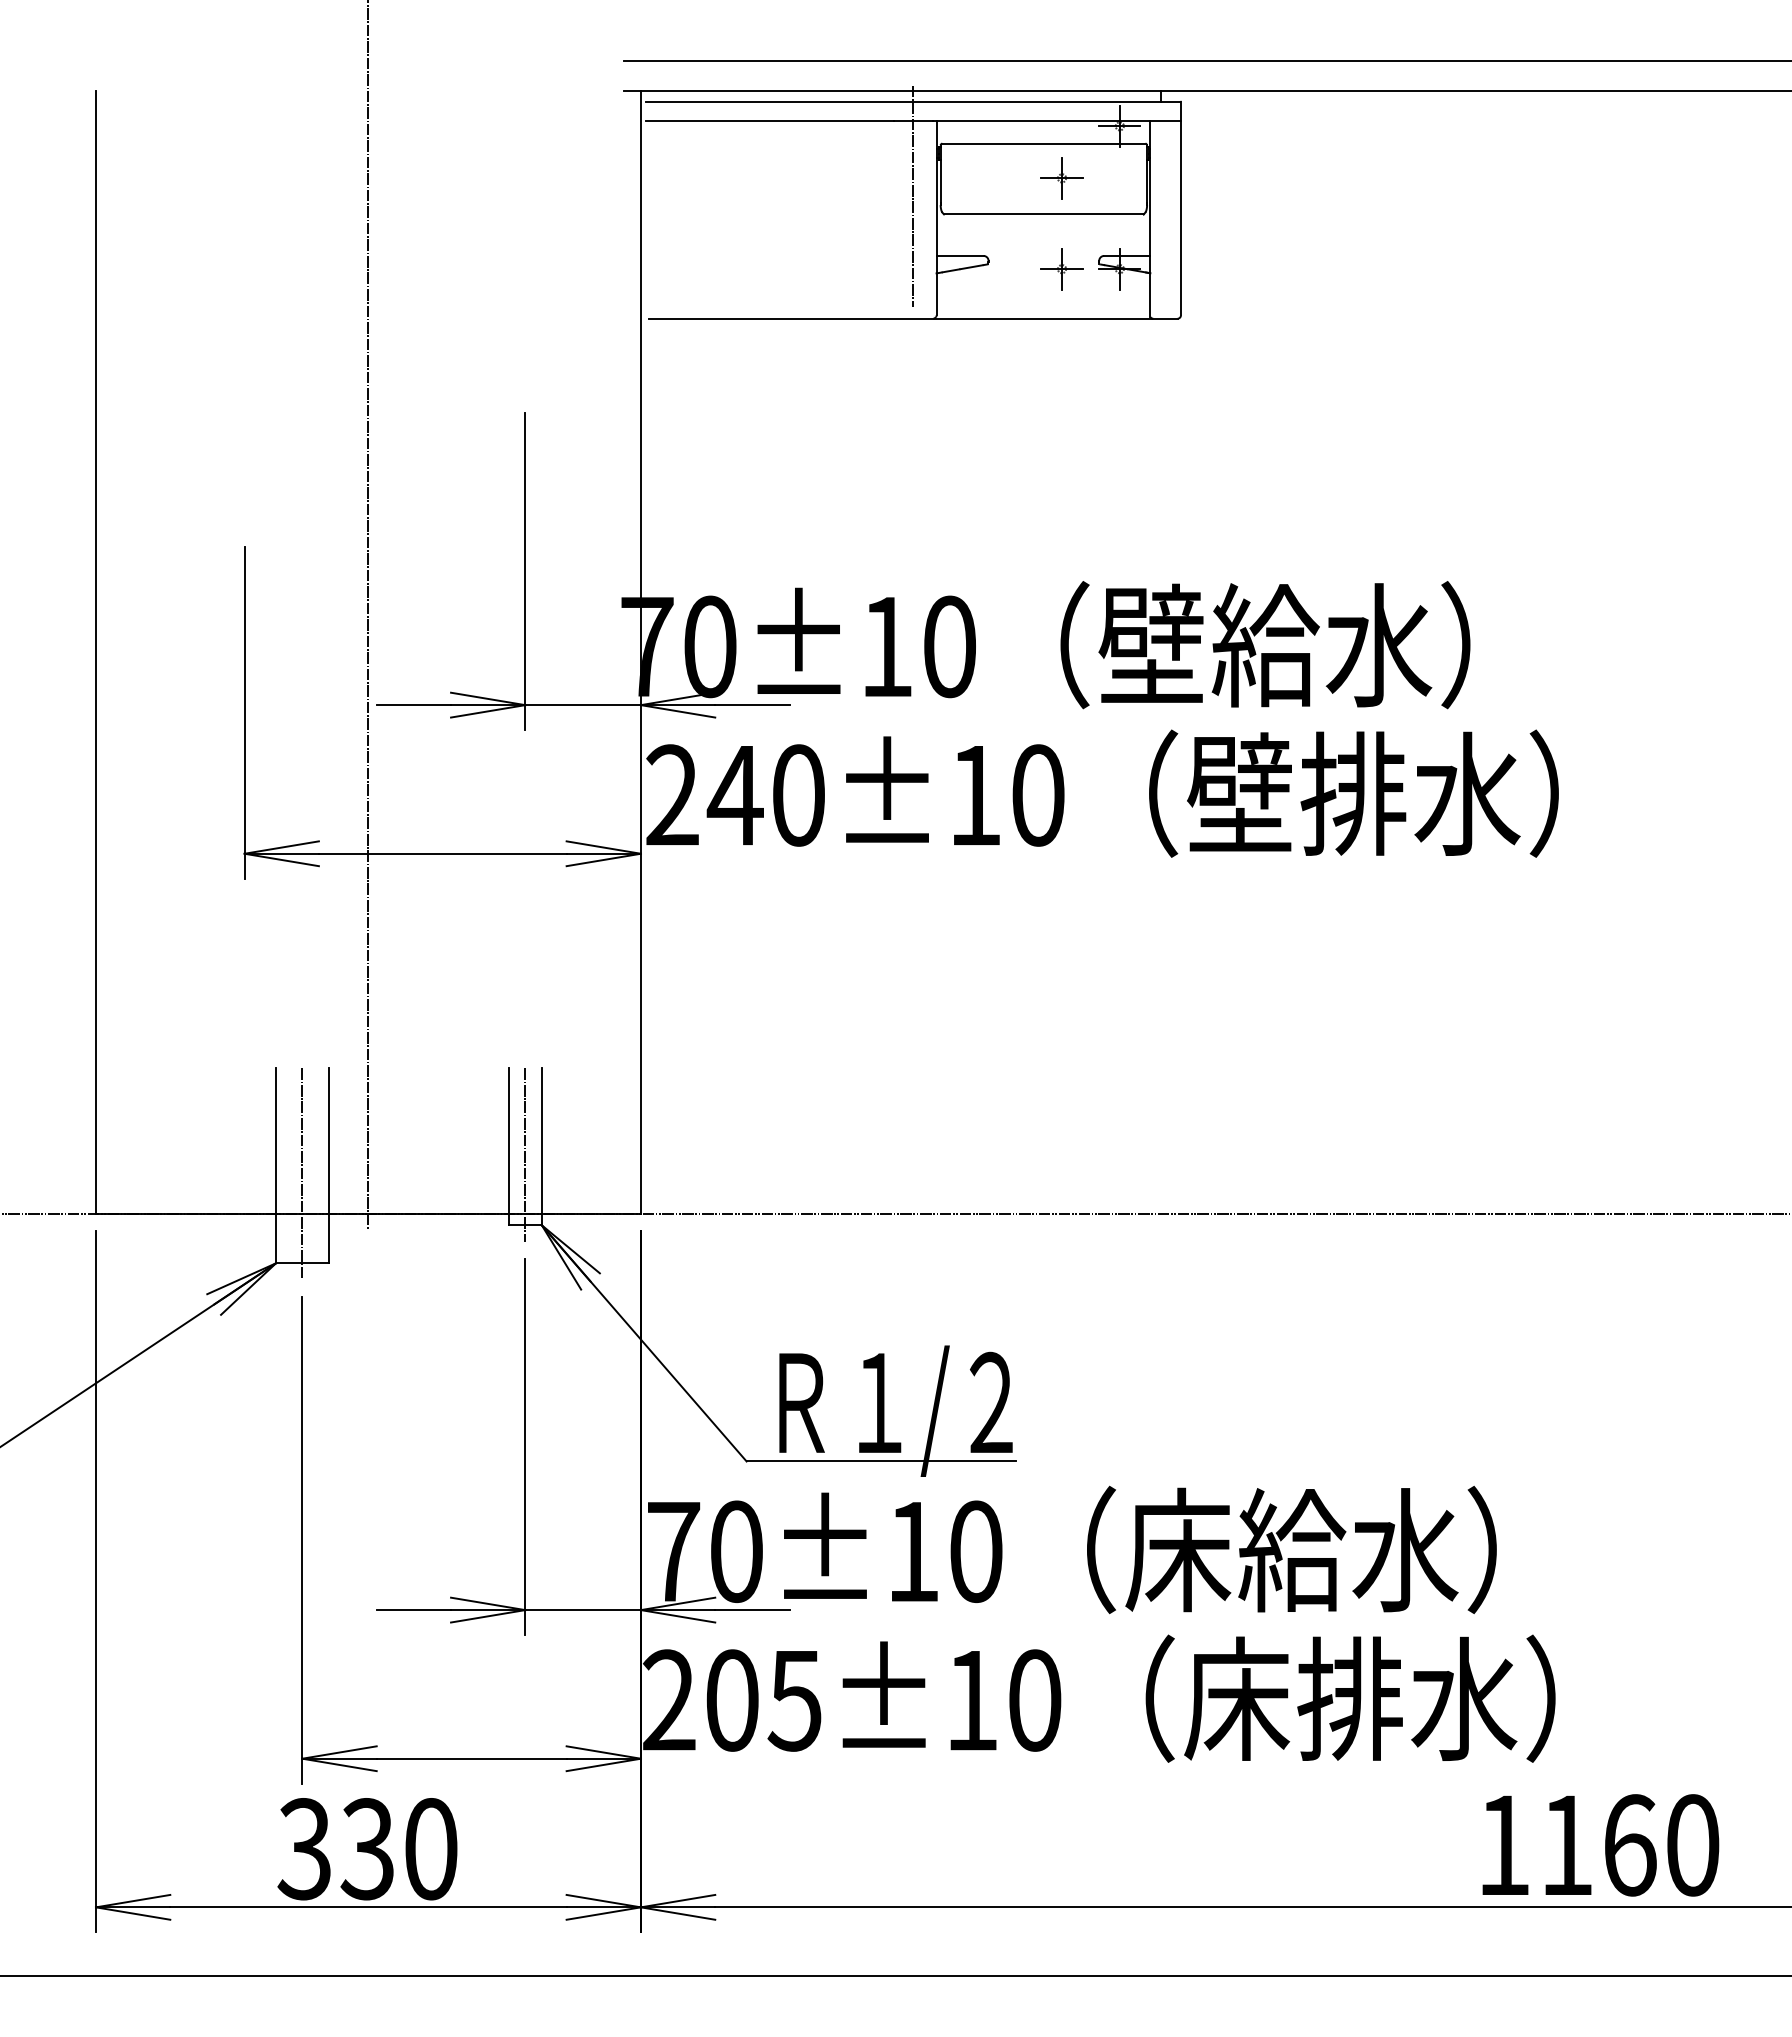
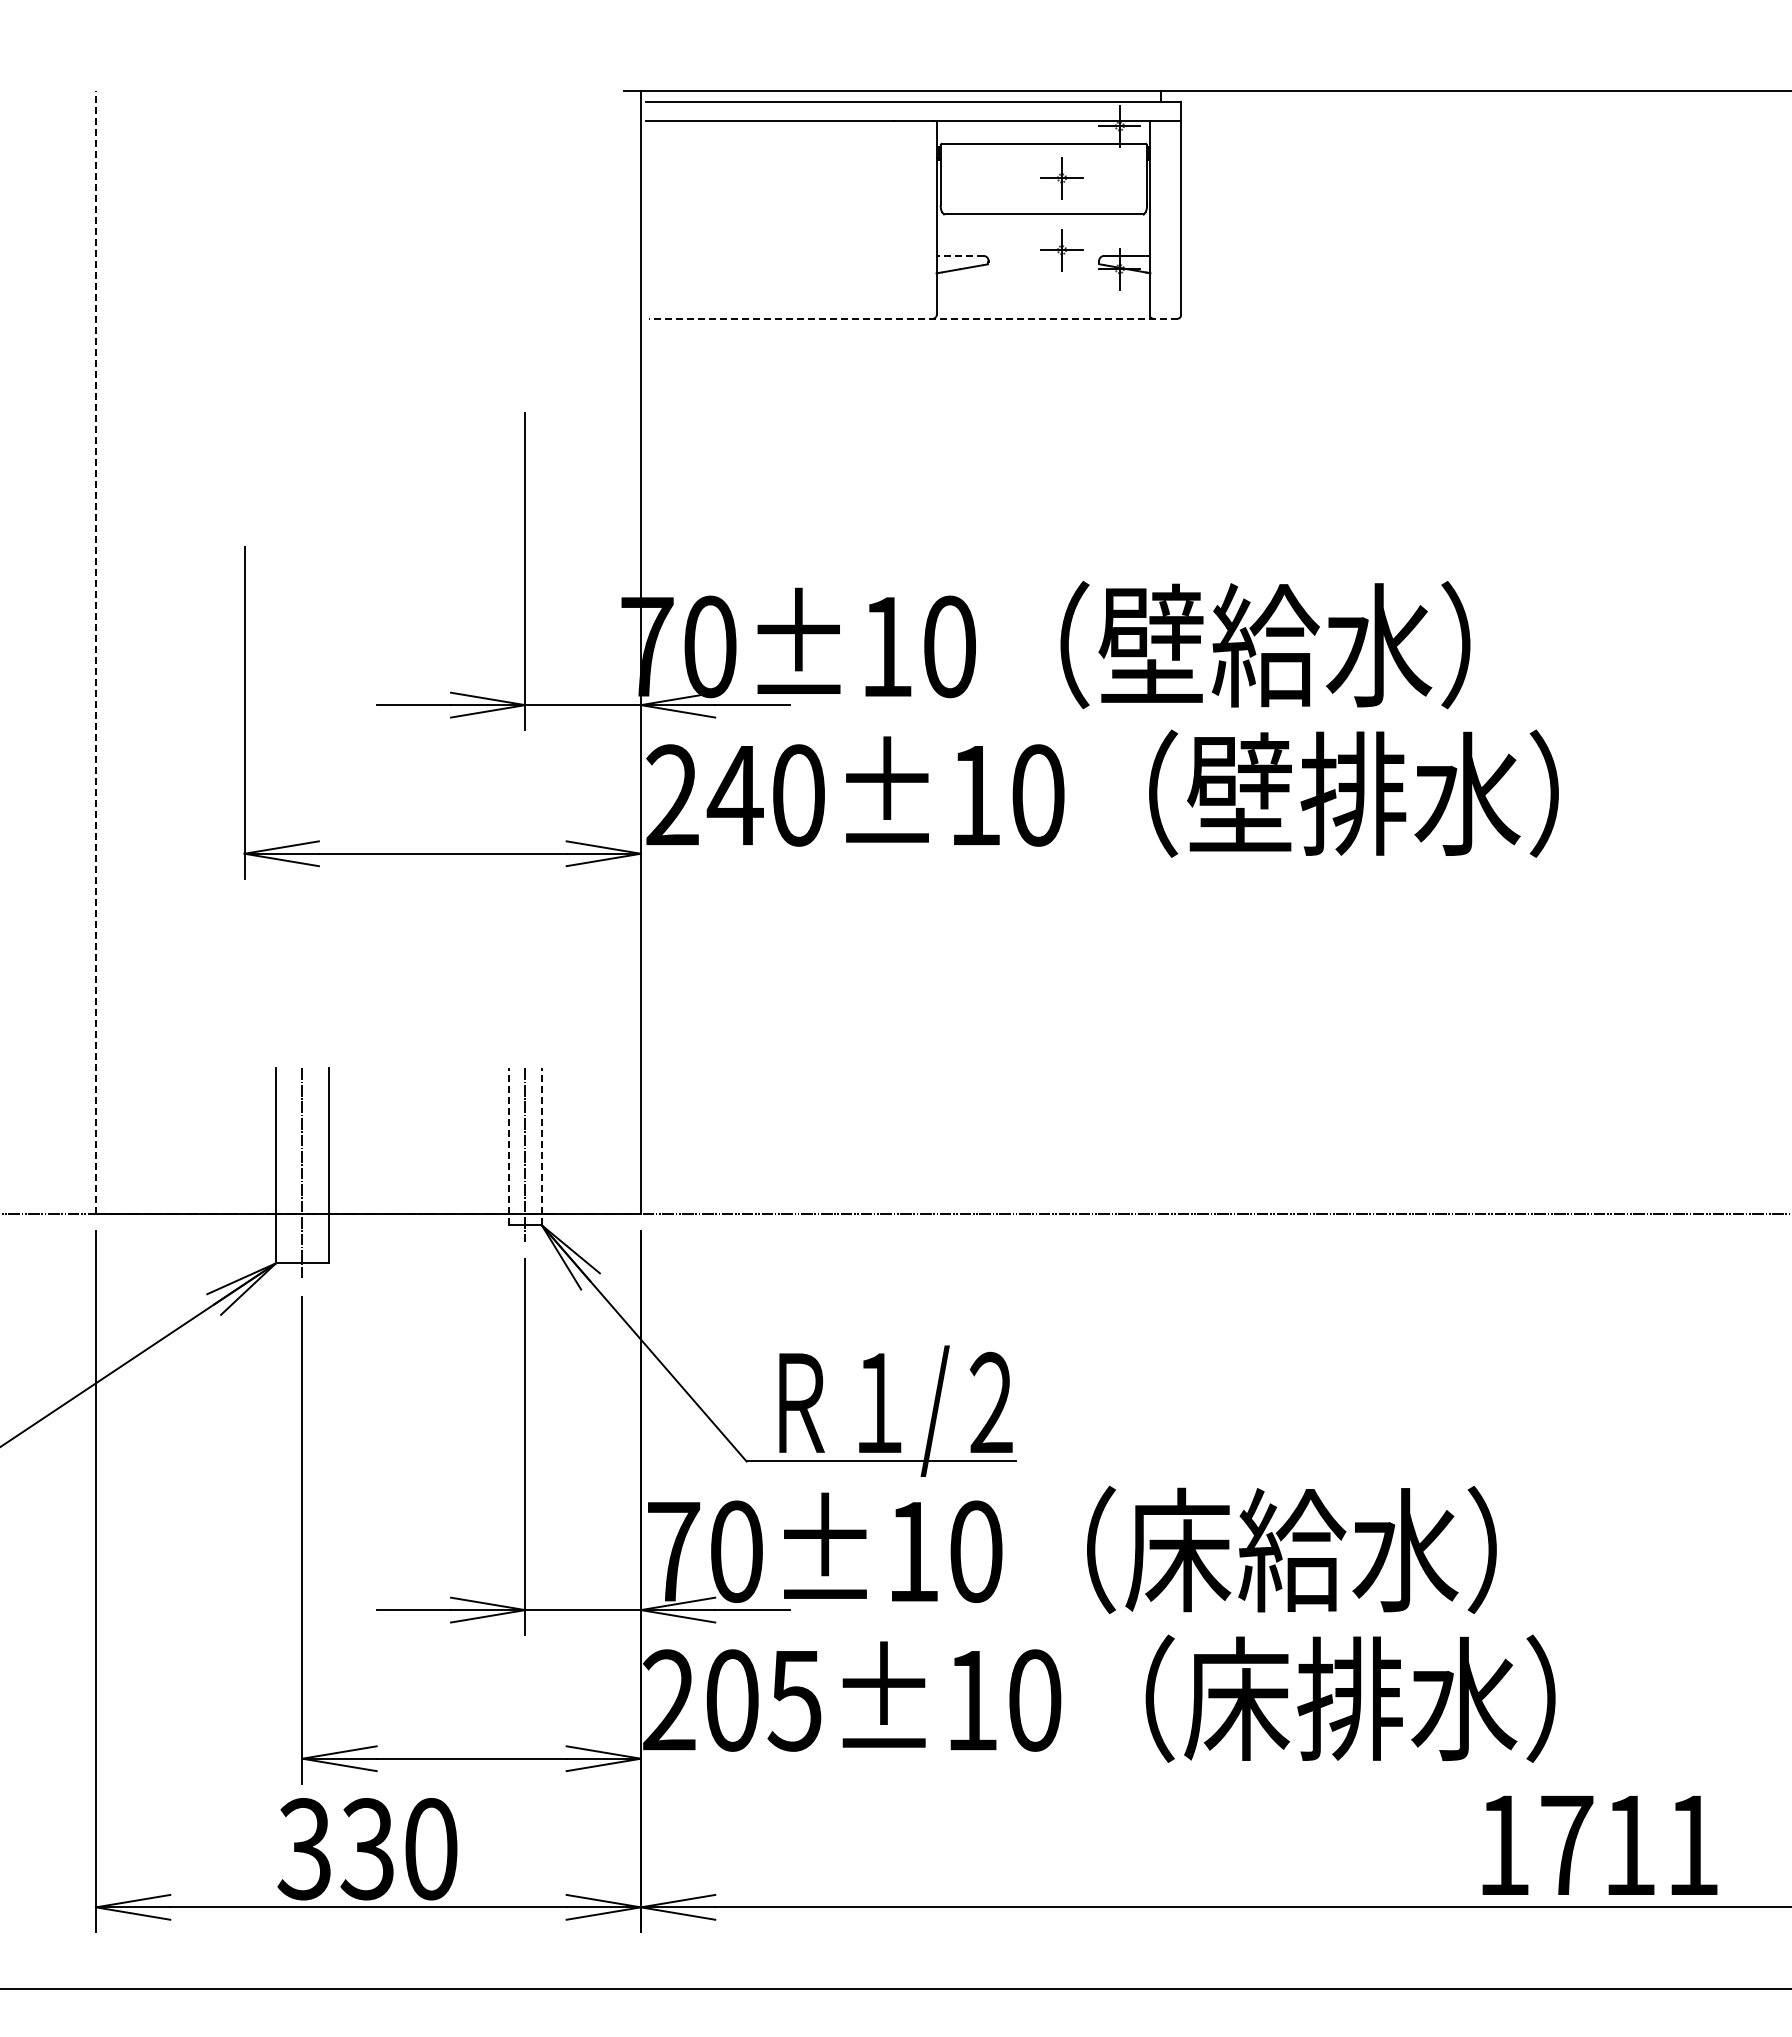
line: present -> none (1206, 61)
line: present -> none (913, 196)
line: solid -> dashed (960, 255)
part position: (1061, 269) -> (1061, 250) (1061, 250)
line: solid -> dashed (912, 318)
line: present -> none (368, 616)
line: solid -> dashed (95, 651)
line: solid -> dashed (508, 1146)
line: solid -> dashed (541, 1146)
text: 1160 -> 1711 (1630, 1845)
line position: (895, 1975) -> (895, 1988) (895, 1988)
